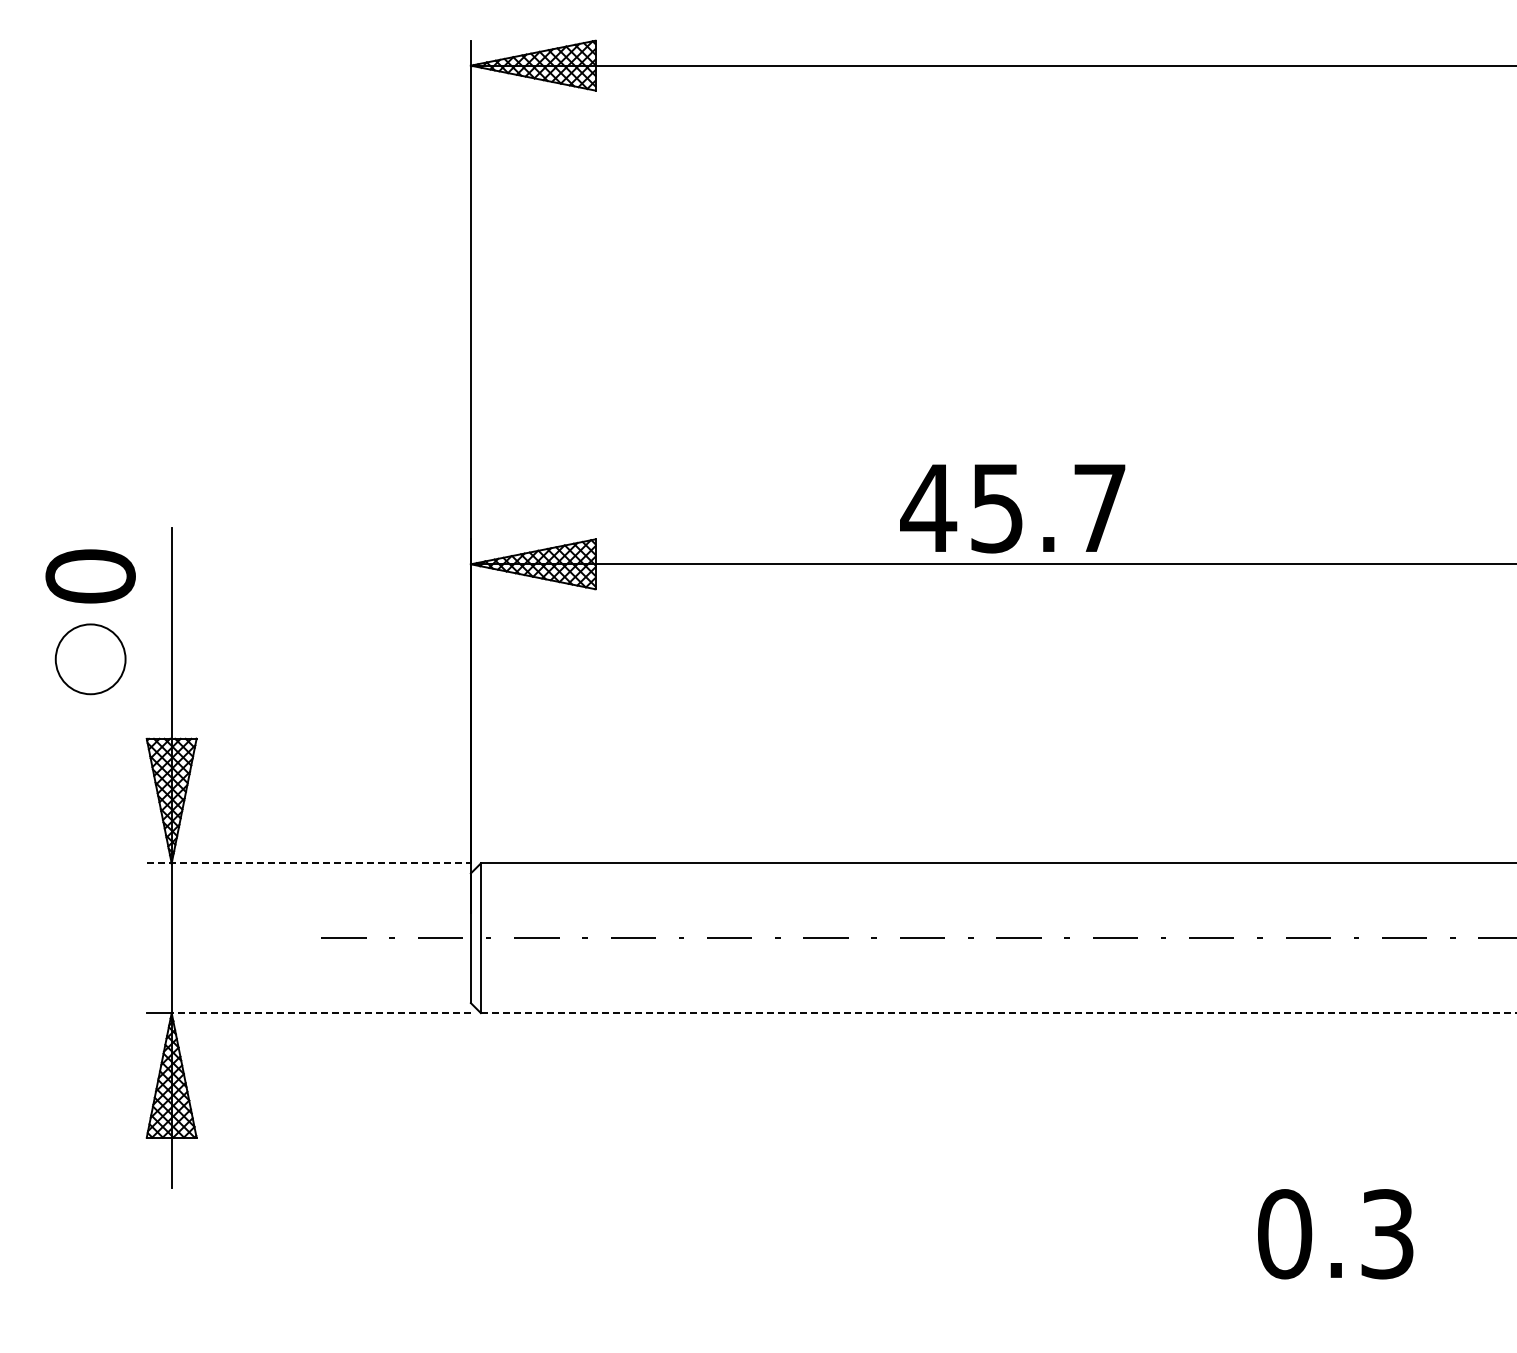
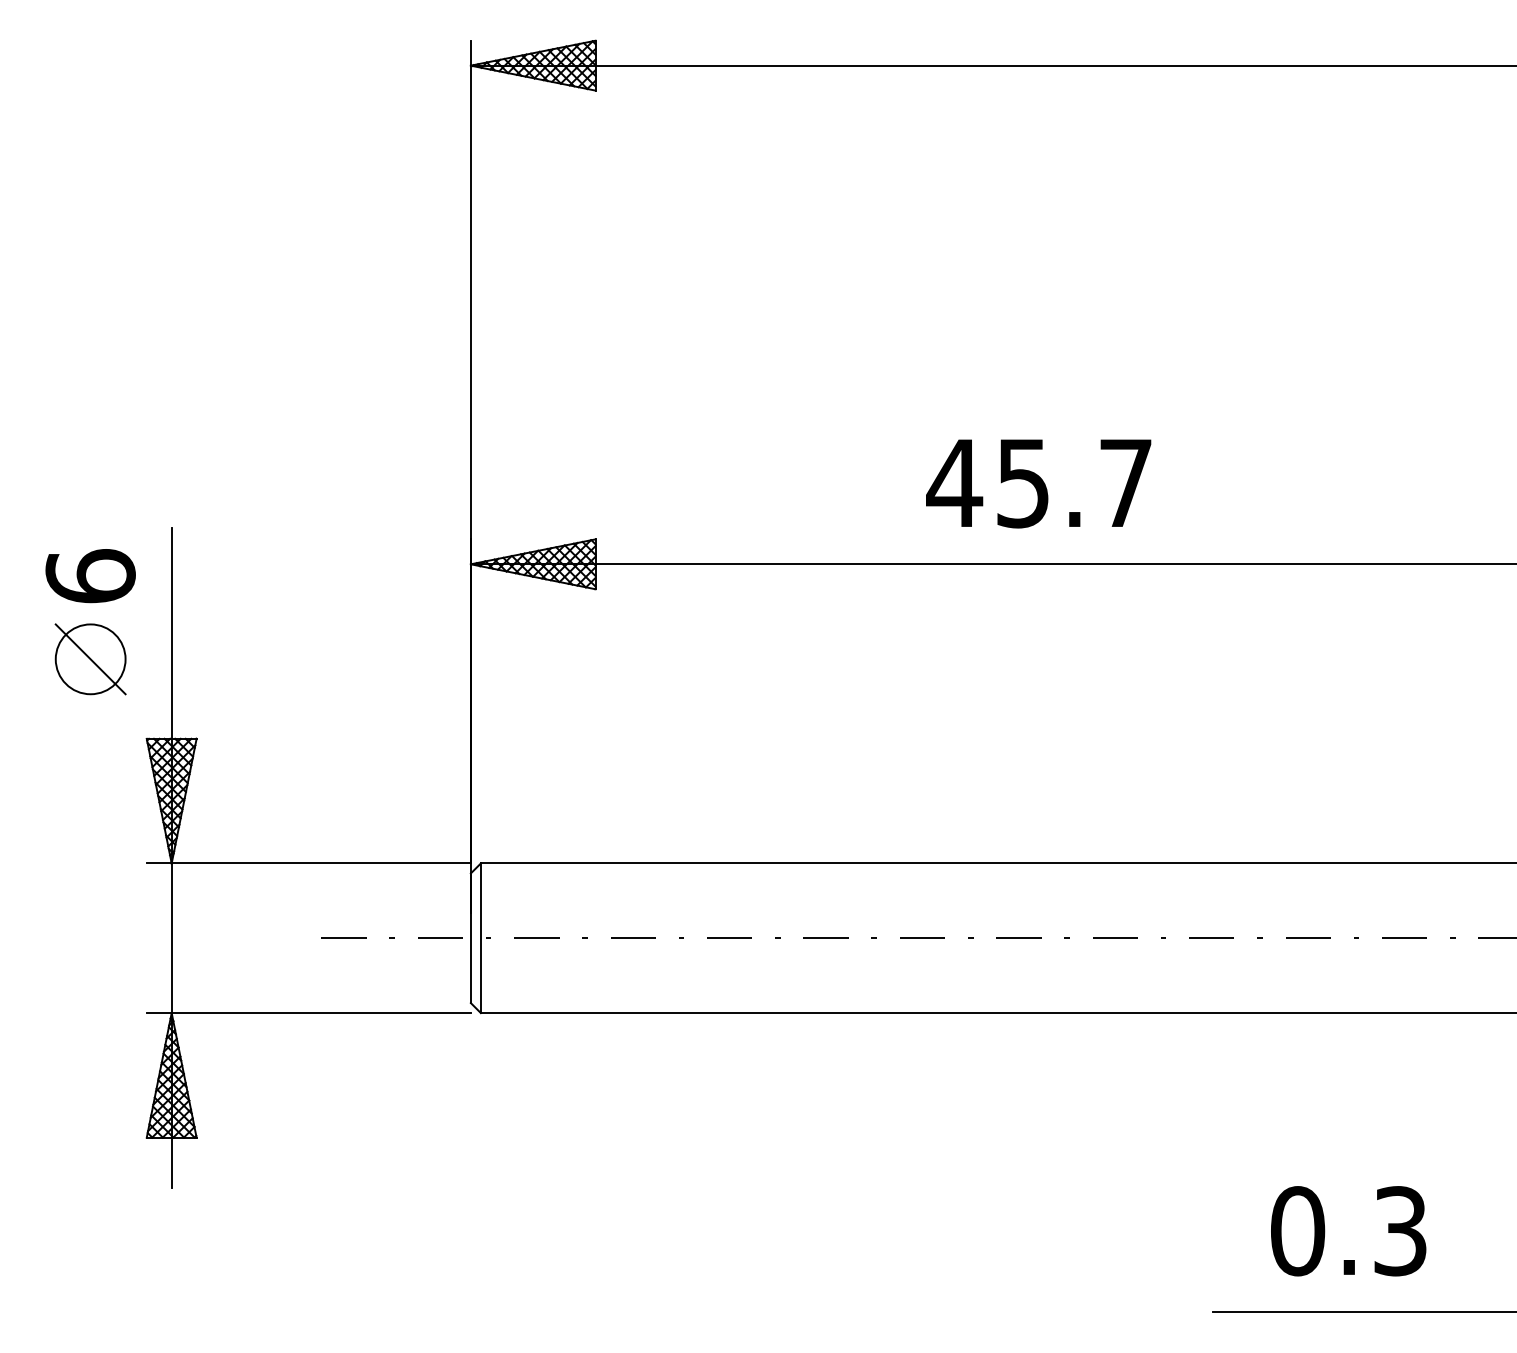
text position: (1012, 508) -> (1038, 483) (1038, 483)
text: 0 -> 6 (90, 576)
line: none -> present (90, 659)
line: dashed -> solid (309, 863)
line: dashed -> solid (321, 1013)
line: dashed -> solid (998, 1013)
text position: (1335, 1234) -> (1348, 1231) (1348, 1231)
line: none -> present (1363, 1312)
